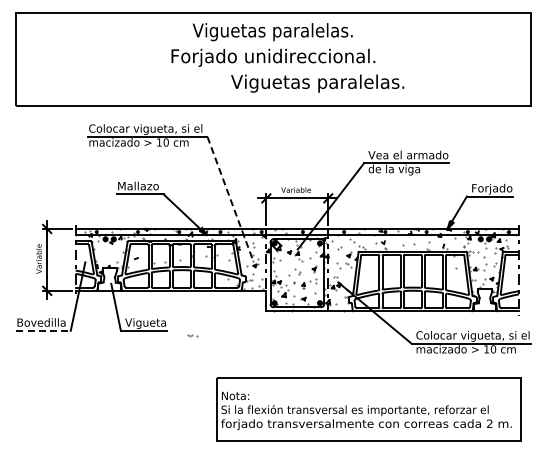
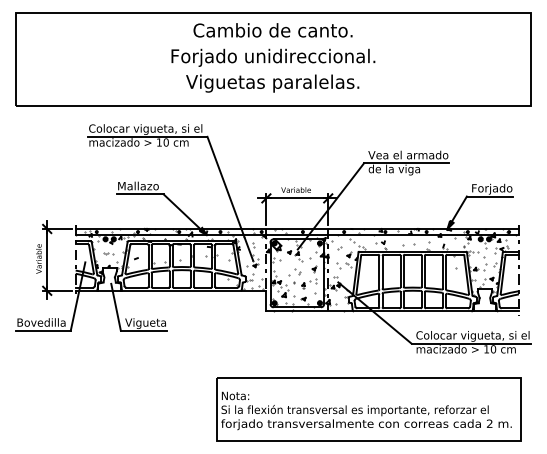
text: Viguetas paralelas. -> Cambio de canto. (272, 32)
text position: (317, 83) -> (272, 83) (272, 83)
line: dashed -> solid (230, 199)
line: dashed -> solid (44, 330)
part position: (192, 335) -> (108, 253) (108, 253)
